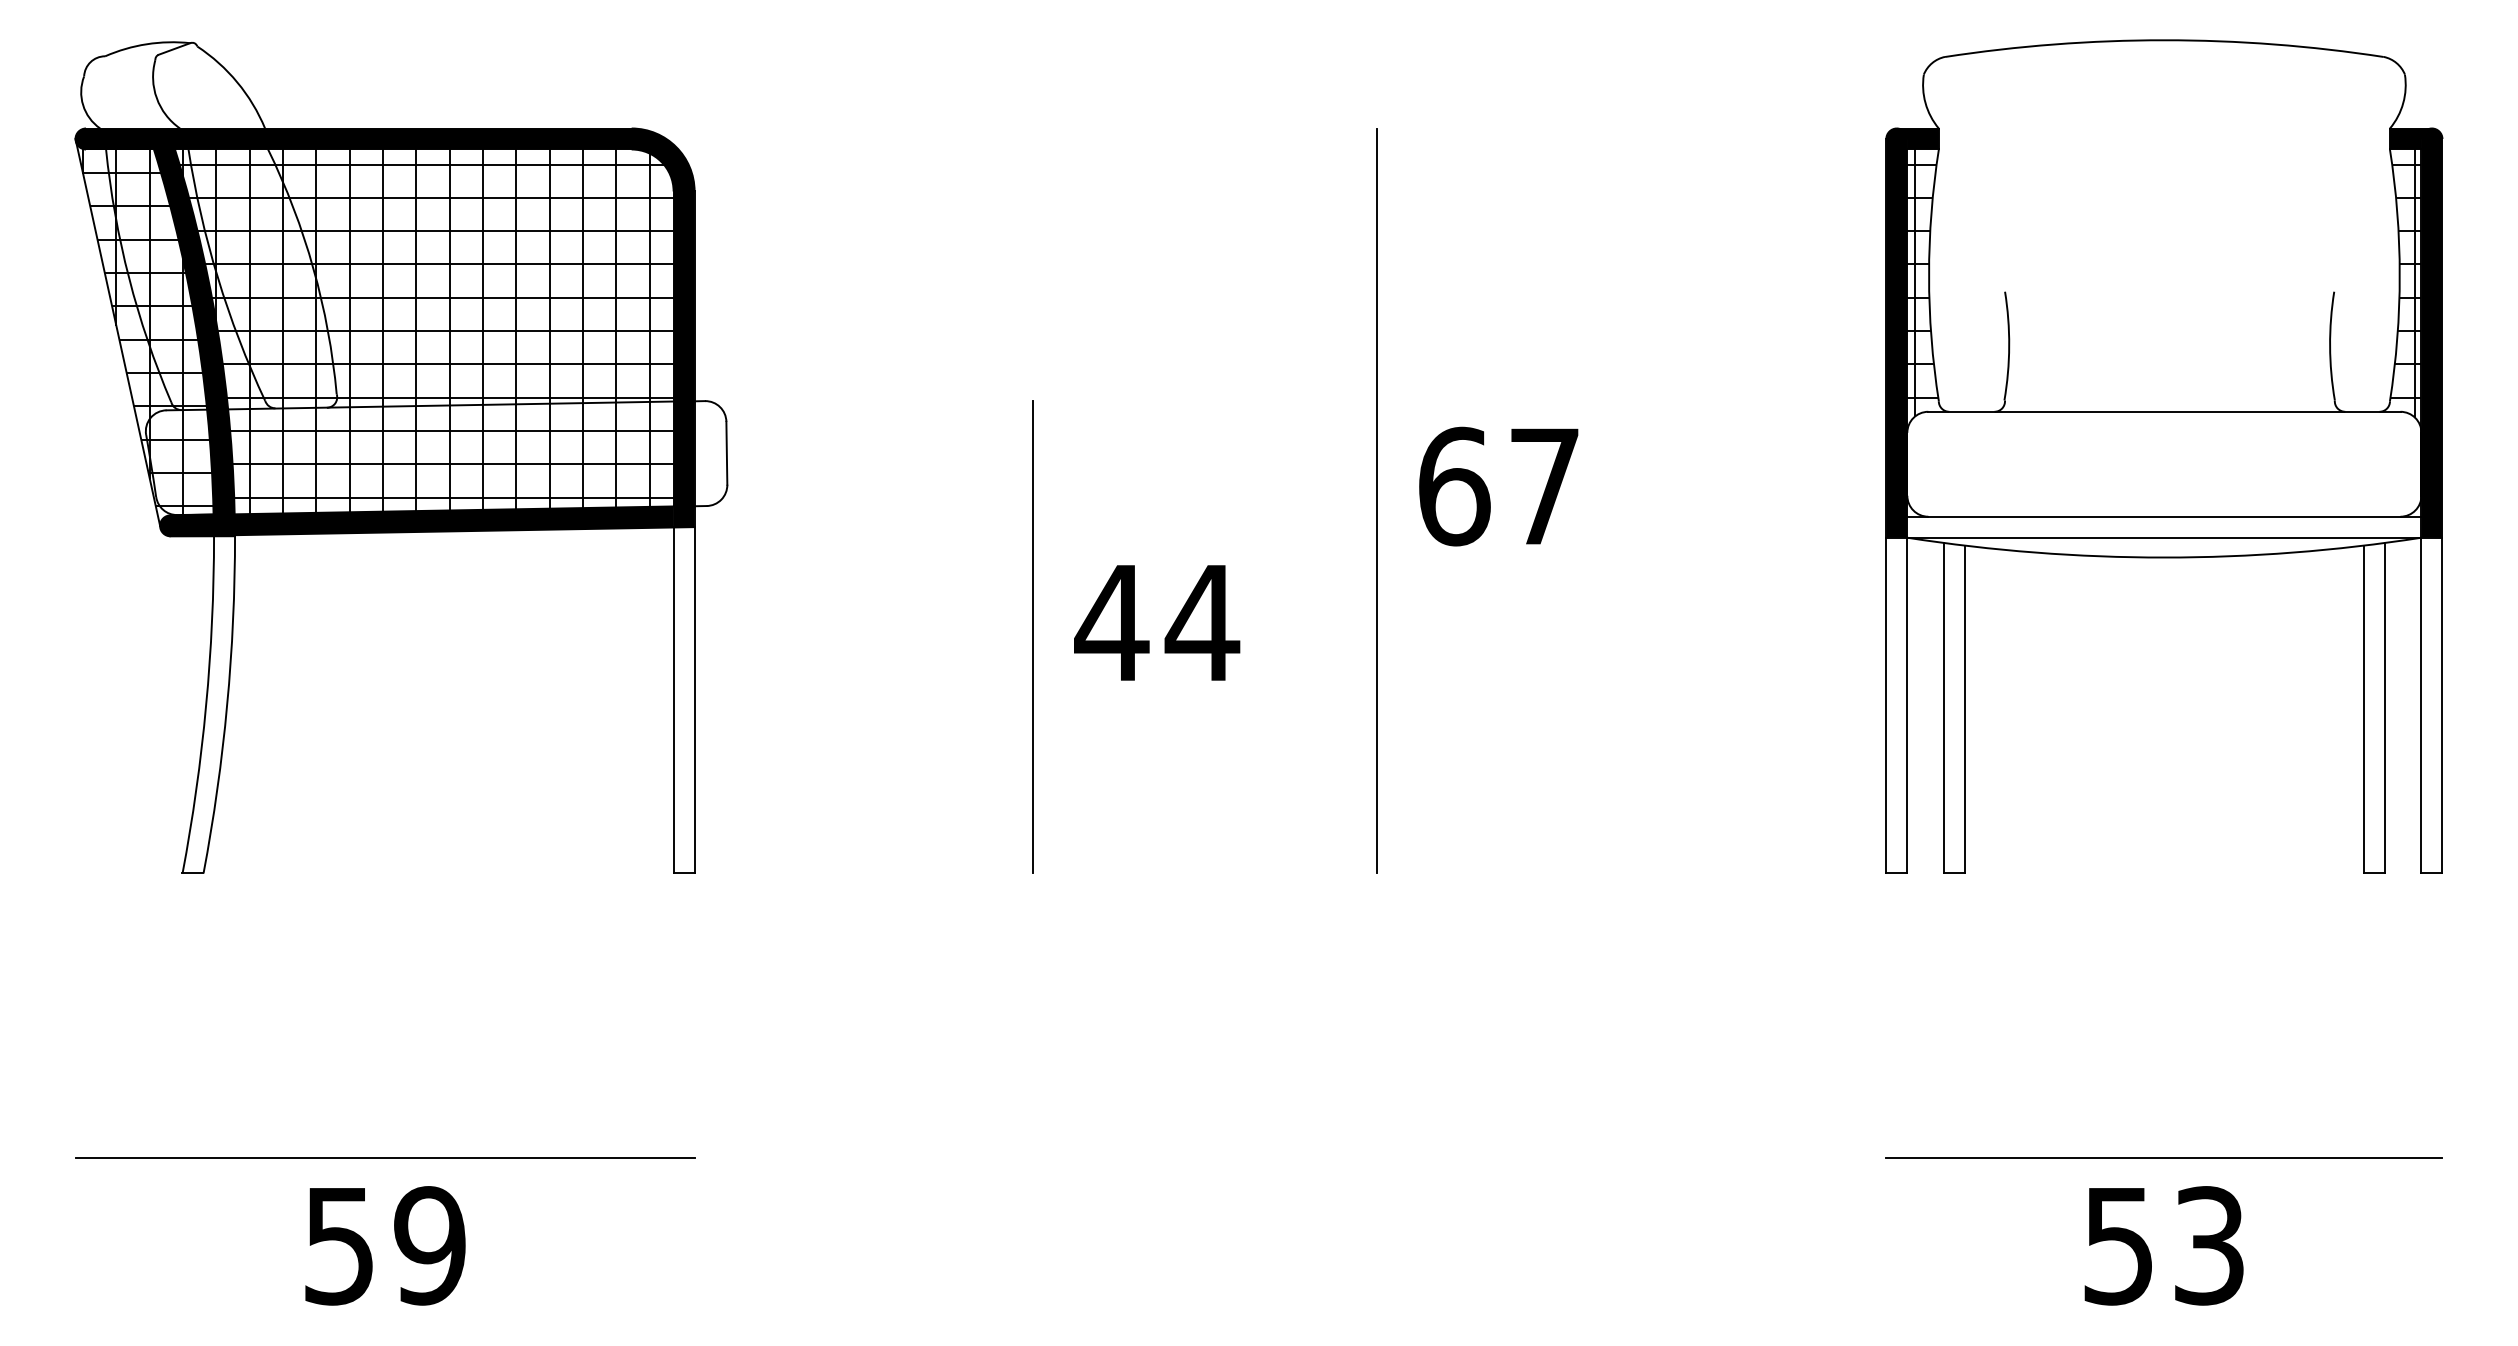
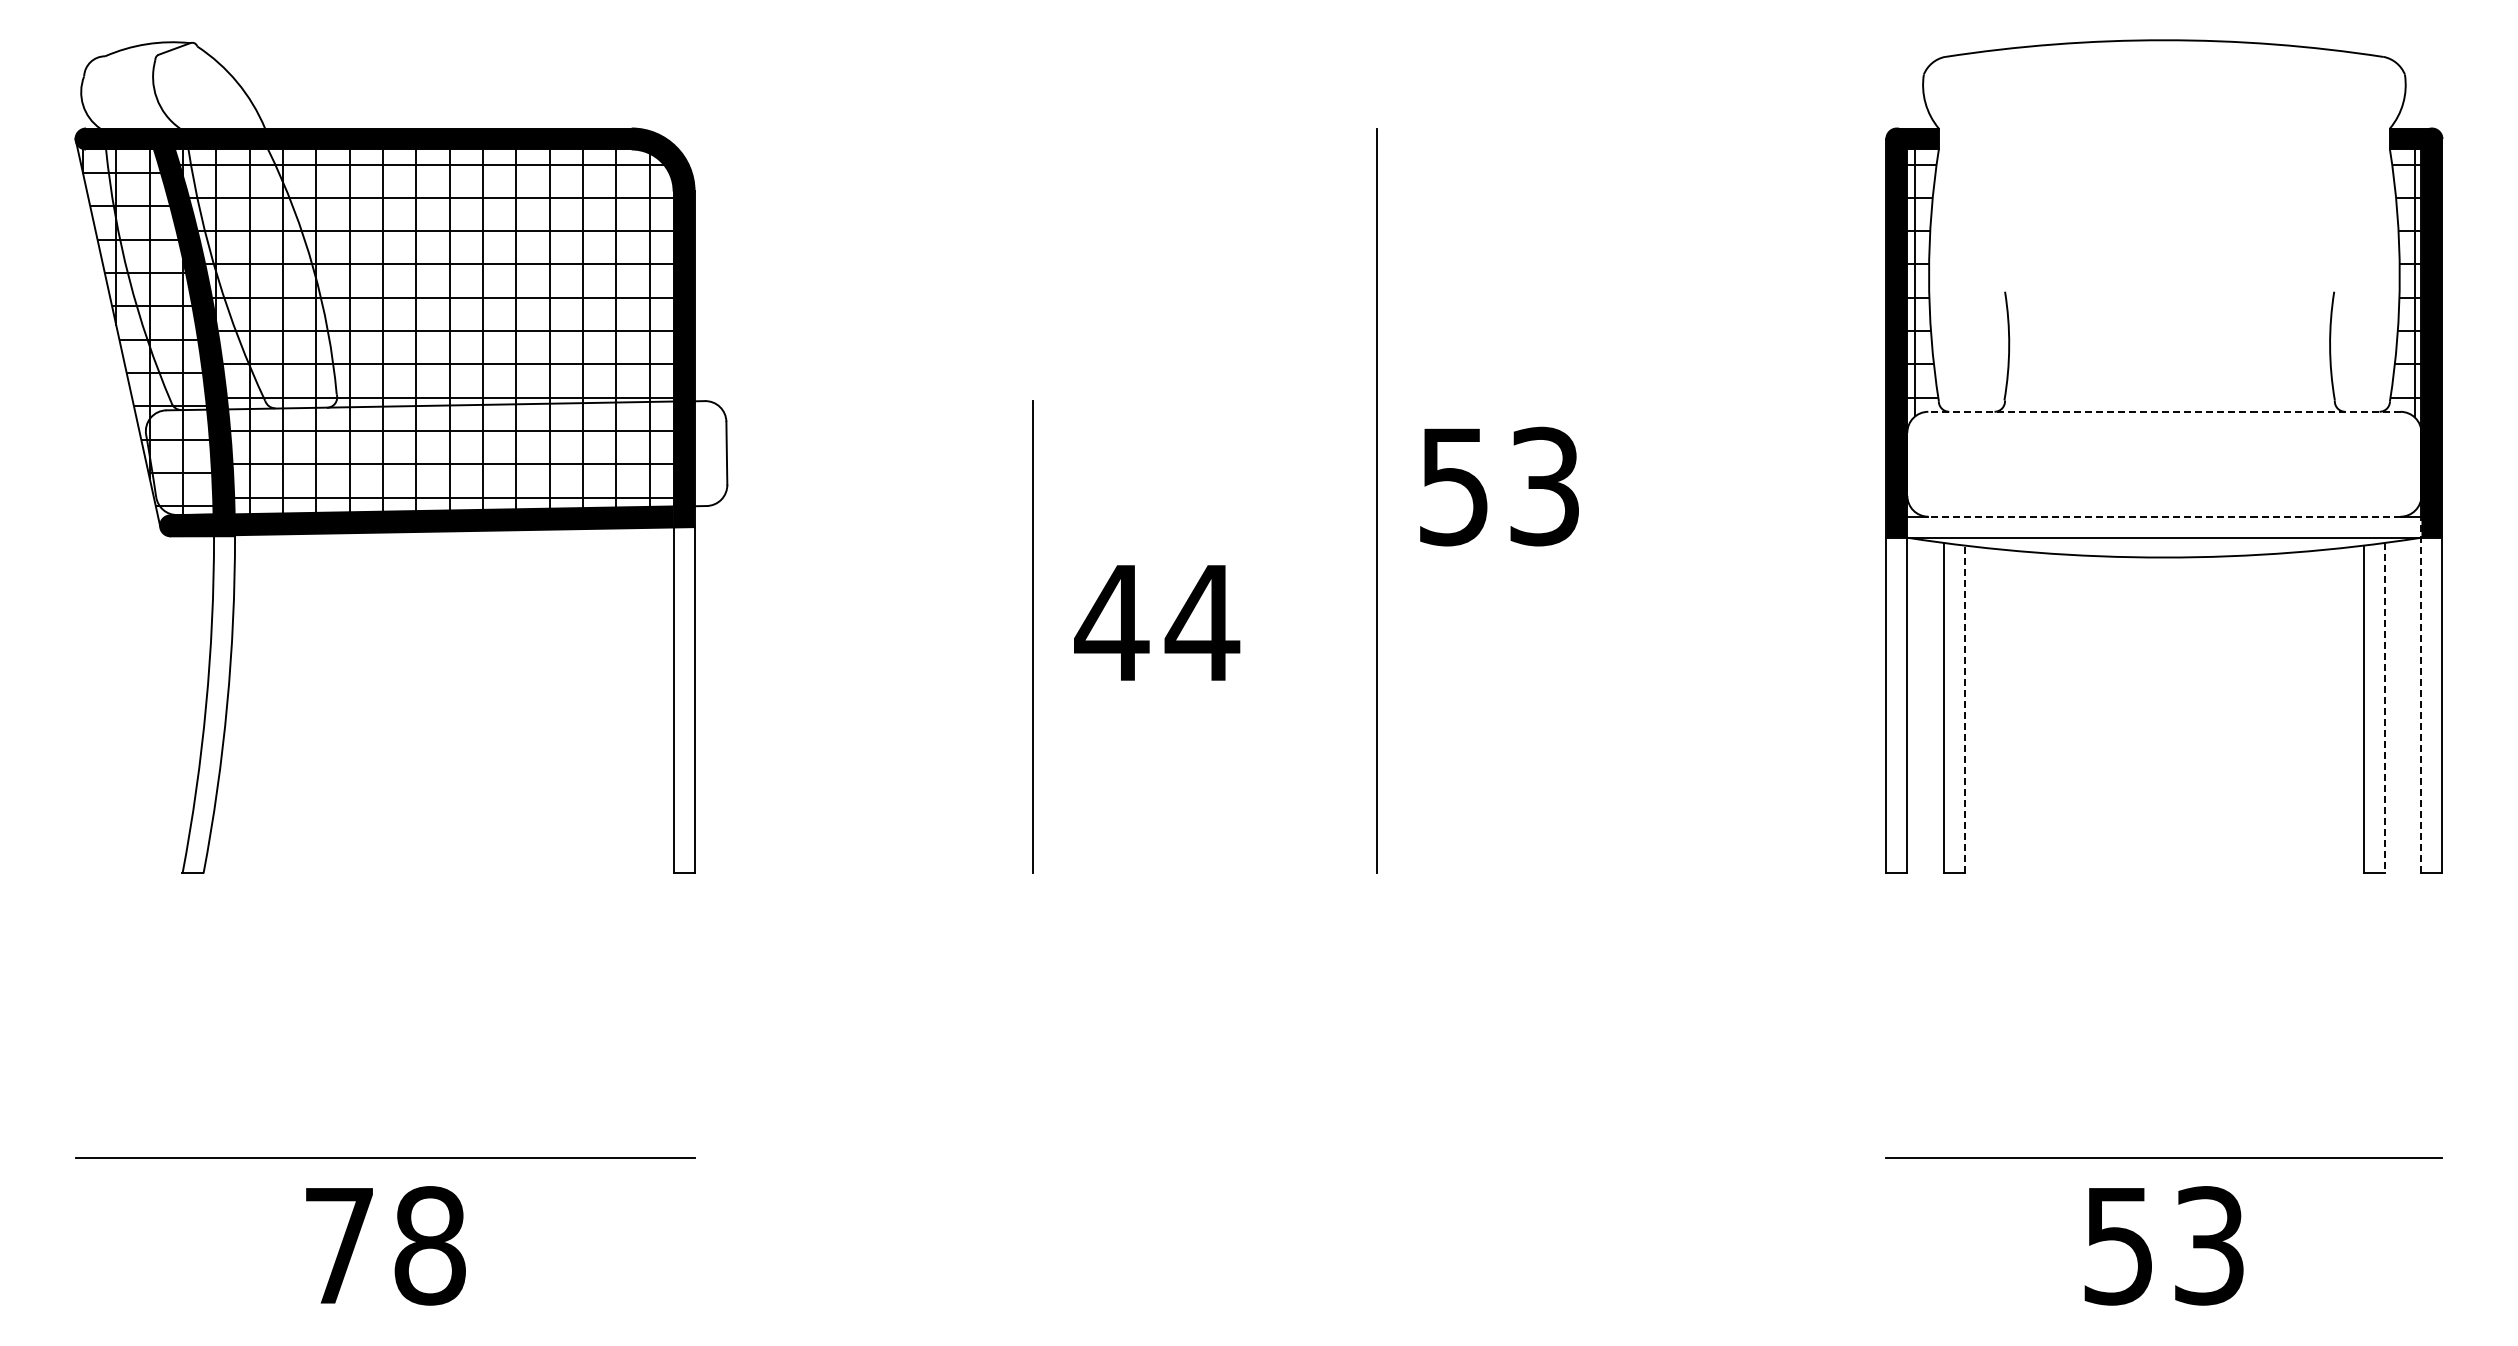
line: solid -> dashed (2163, 411)
text: 67 -> 53 (1498, 486)
line: solid -> dashed (2163, 516)
line: solid -> dashed (2421, 694)
line: solid -> dashed (2384, 708)
line: solid -> dashed (1965, 709)
text: 59 -> 78 (385, 1245)
